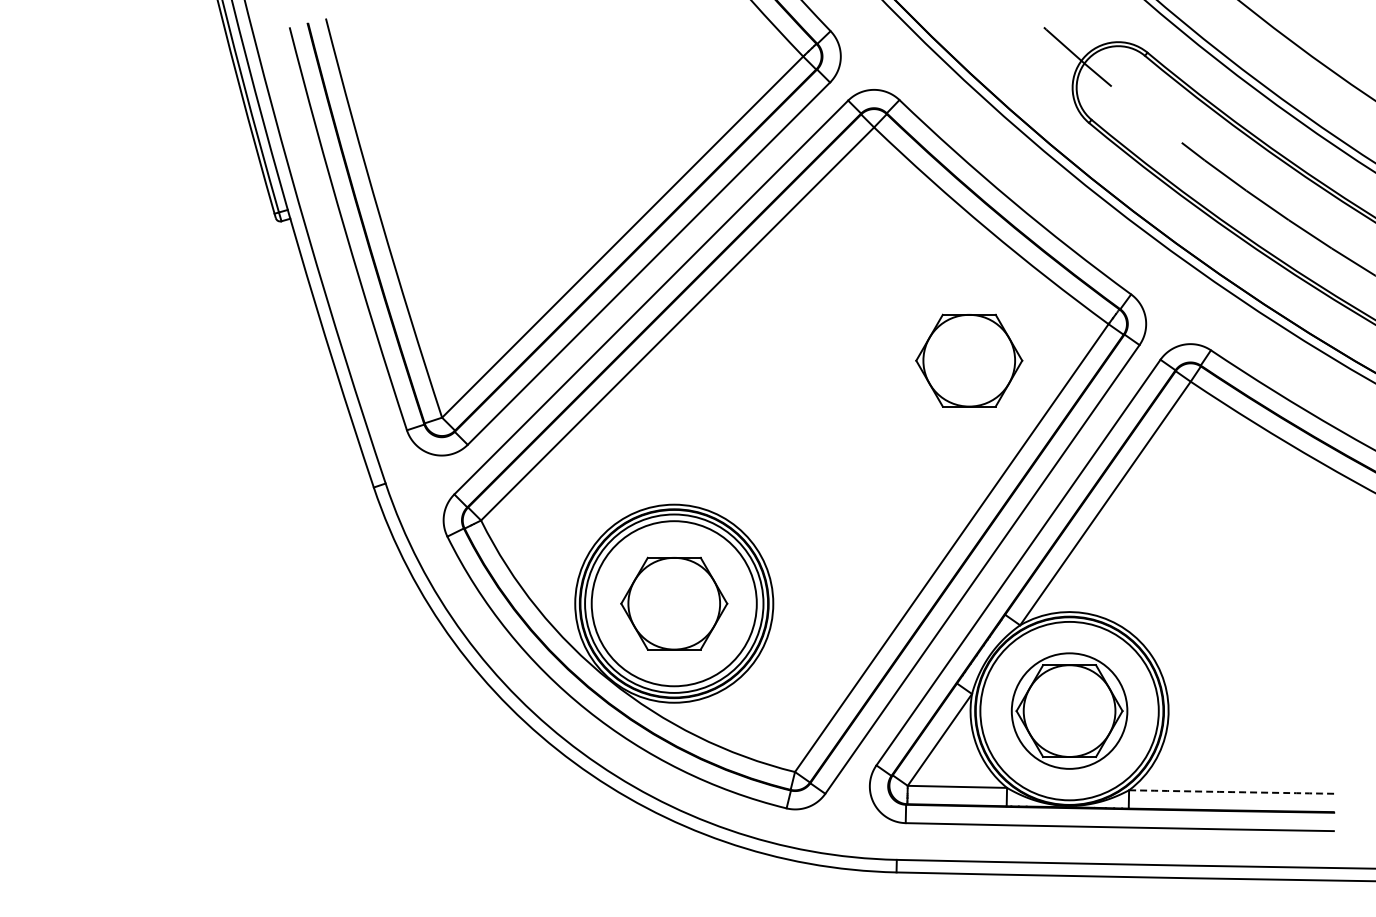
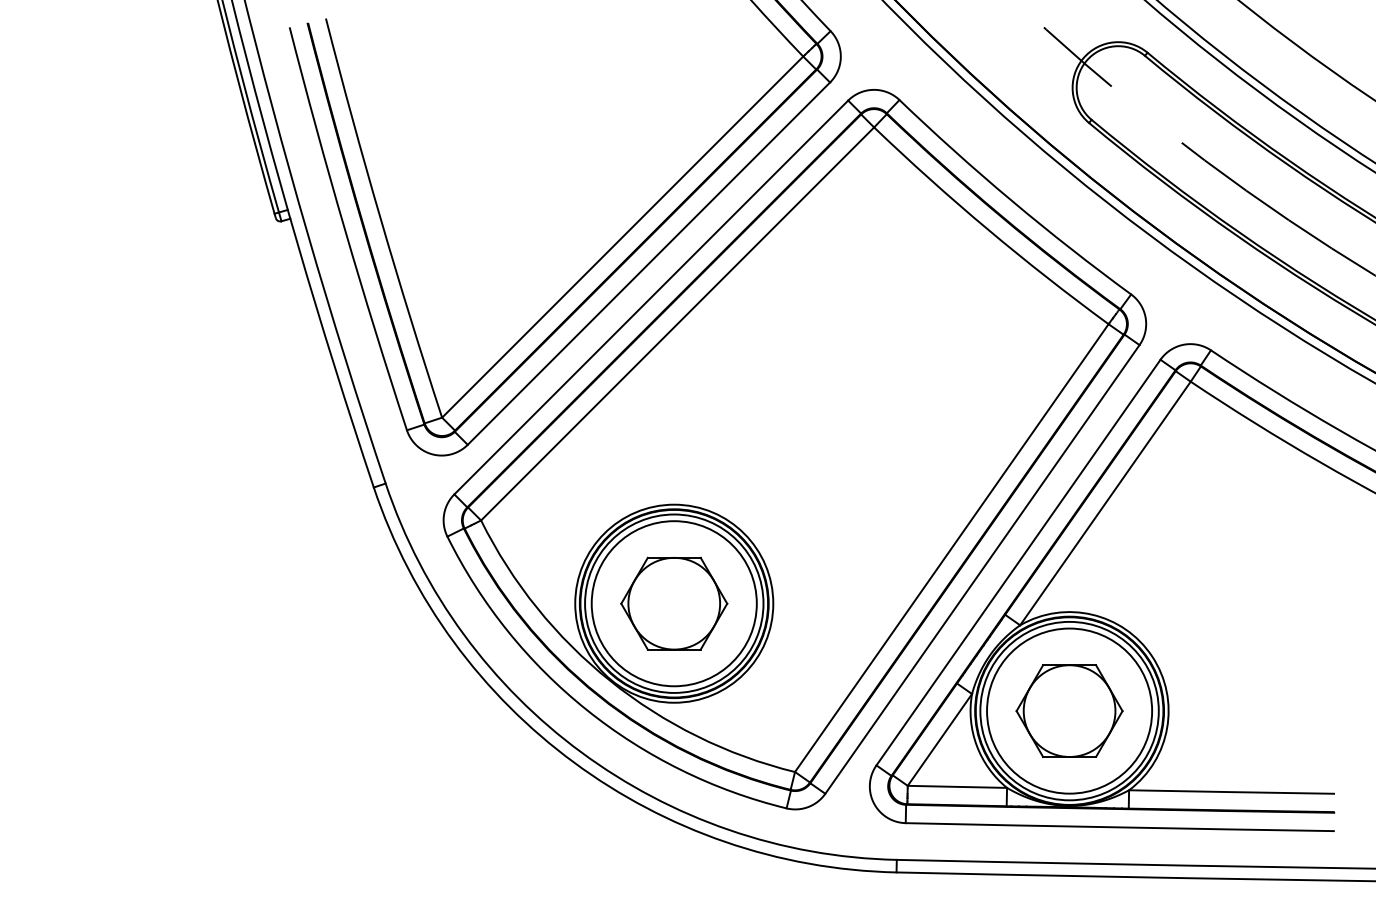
part: present -> none (969, 360)
circle diameter: 116 px -> 165 px (1069, 710)
arc: dashed -> solid (1232, 792)
